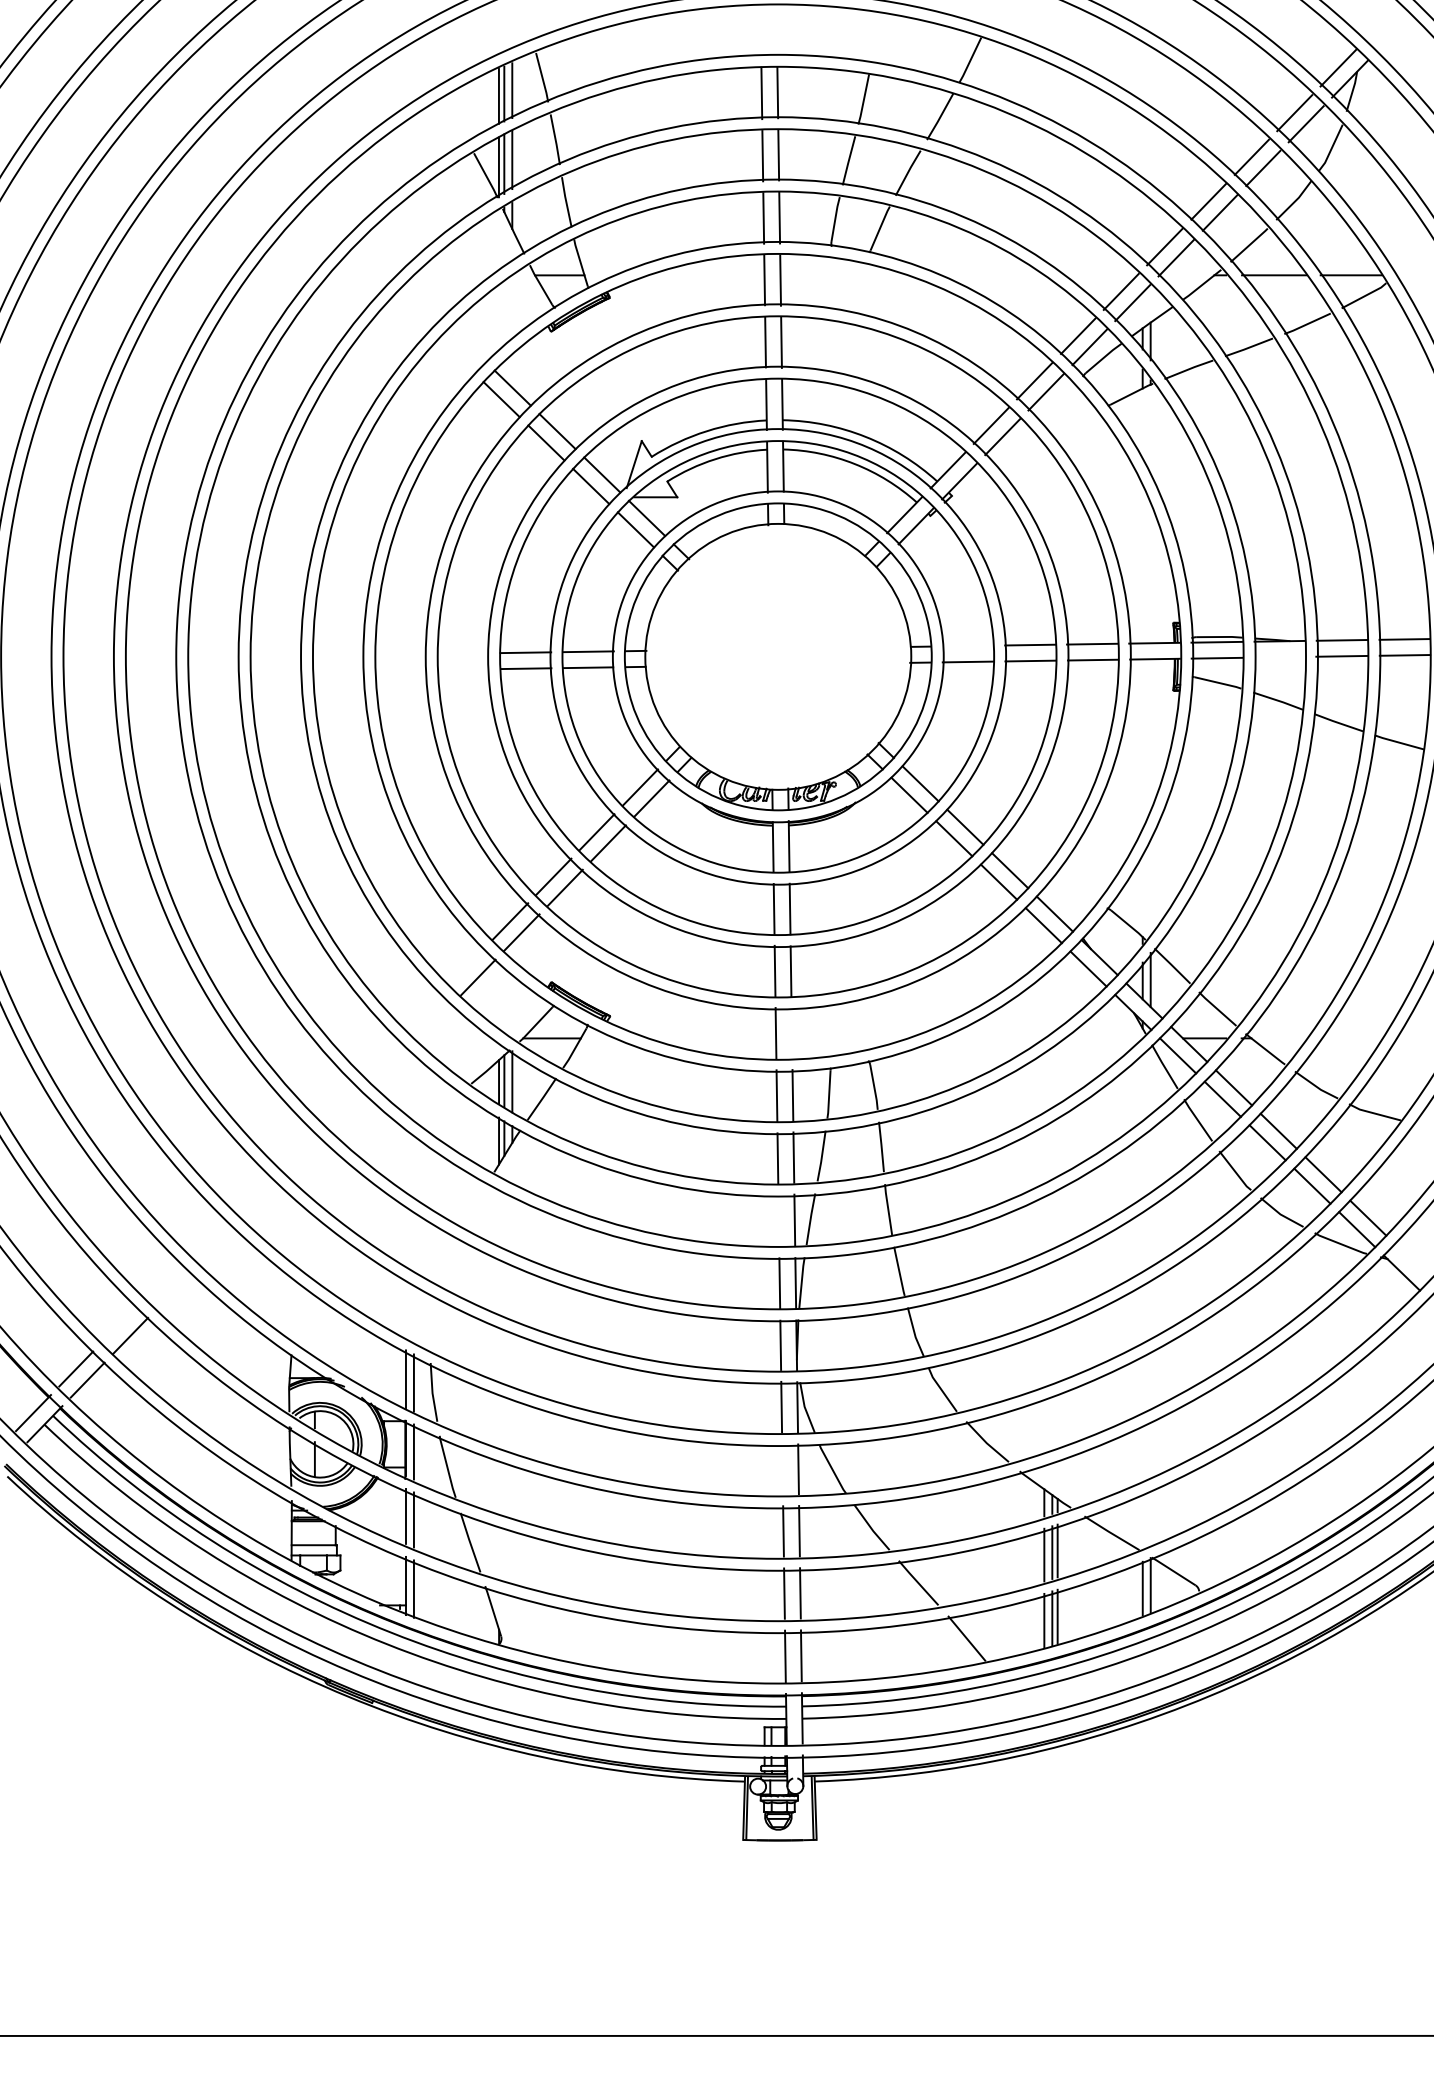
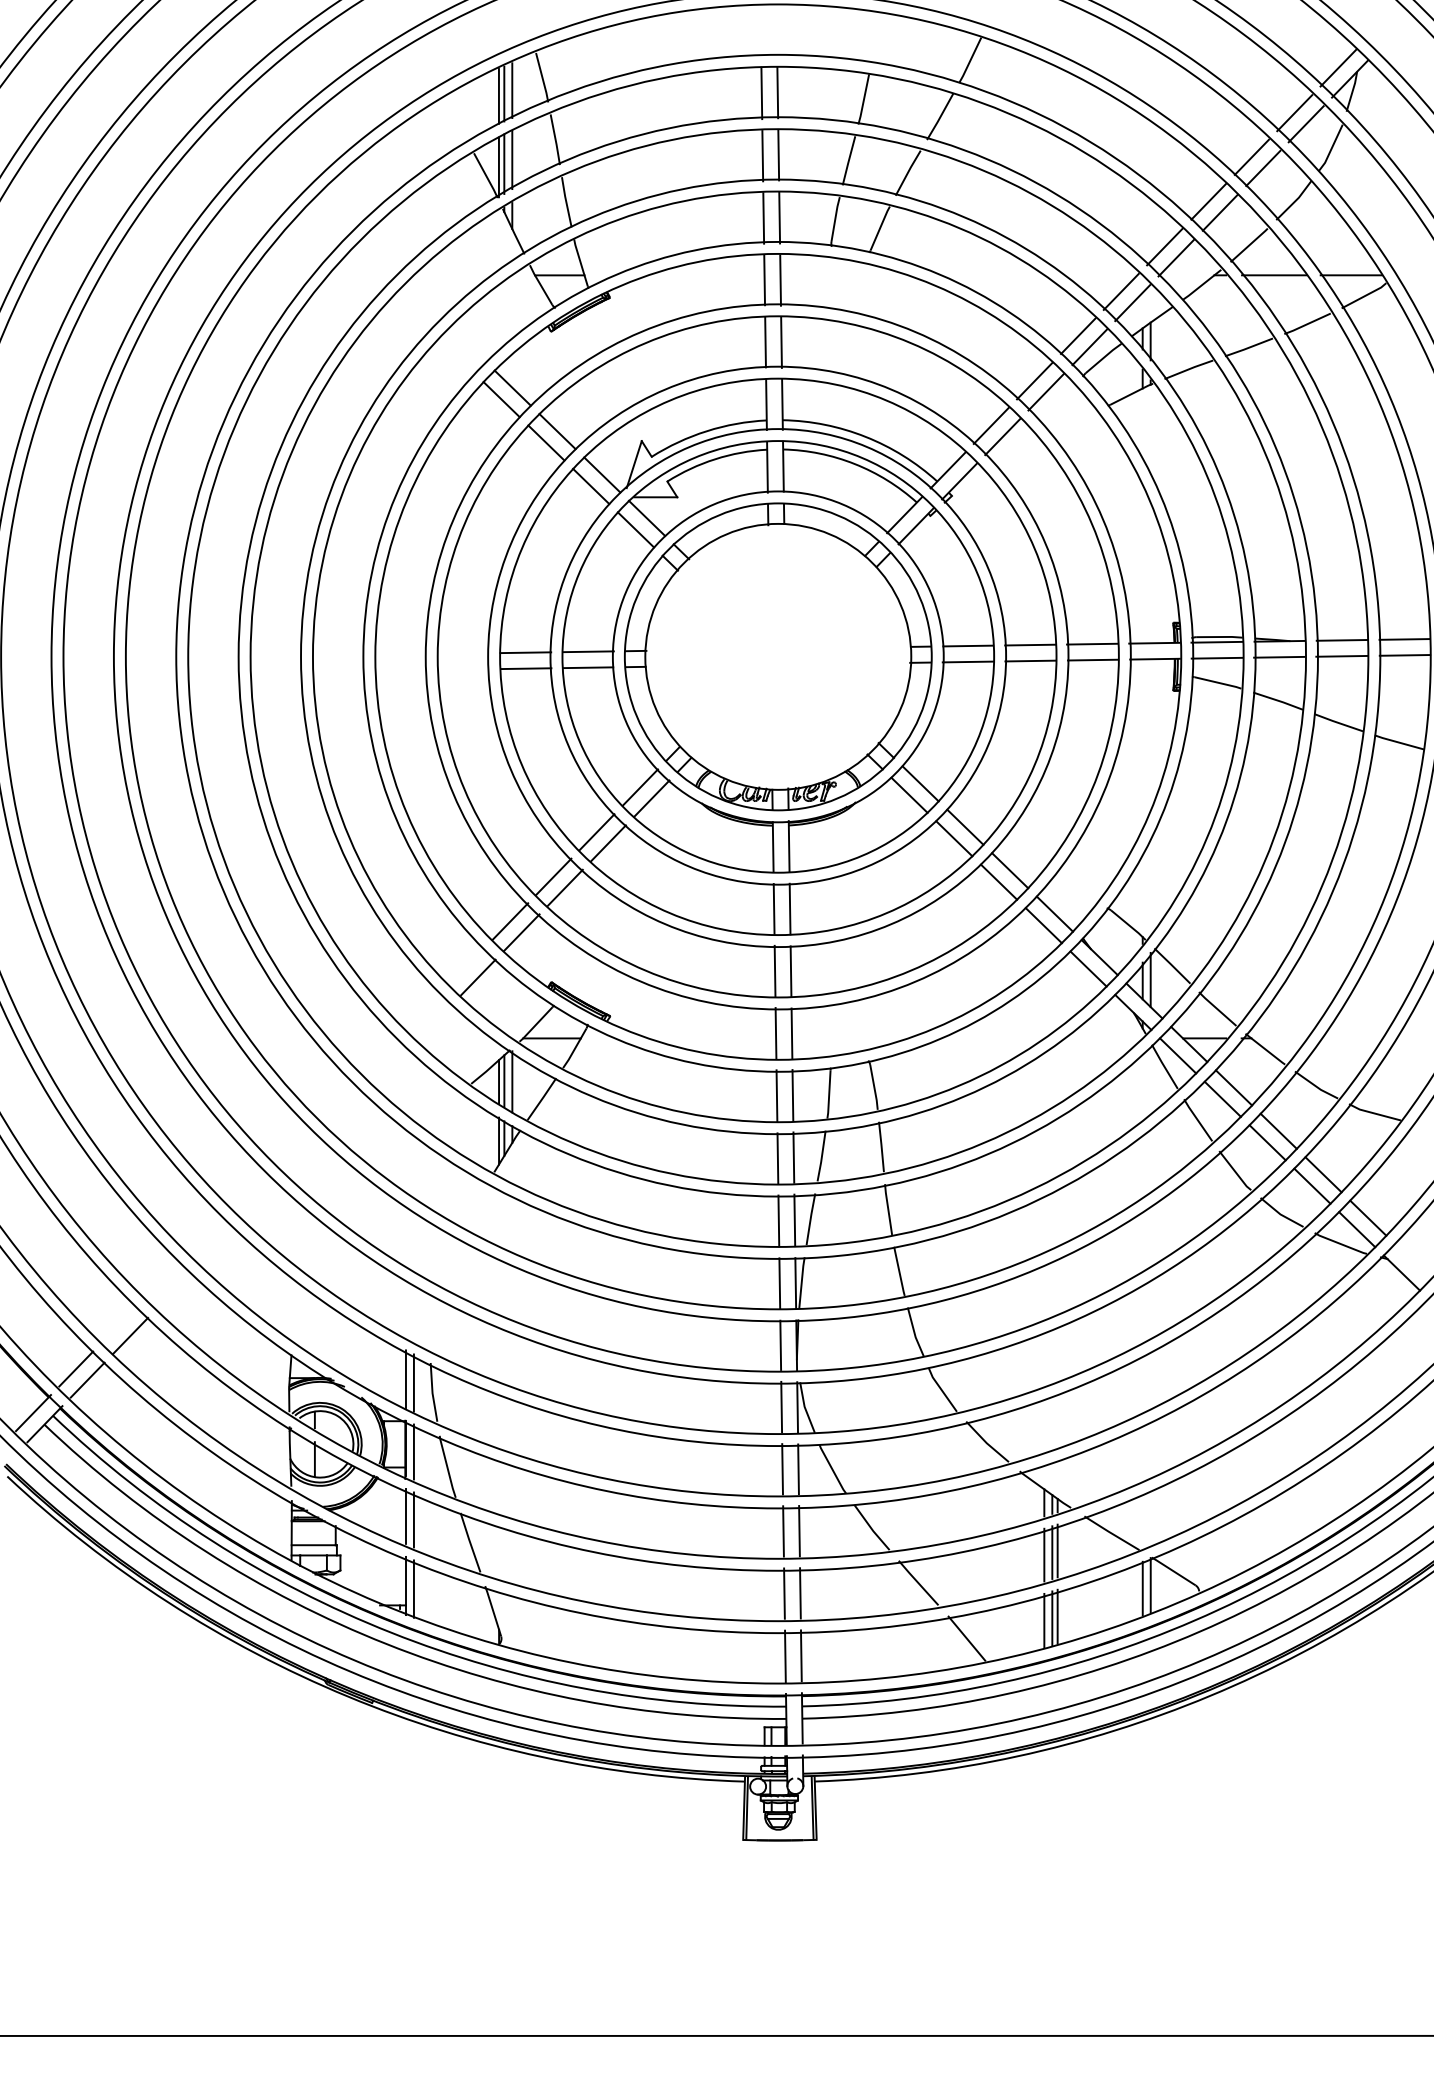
line: none -> present (968, 645)
line: none -> present (1279, 656)
line: none -> present (791, 1033)
line: none -> present (778, 1220)
line: none -> present (782, 1469)
